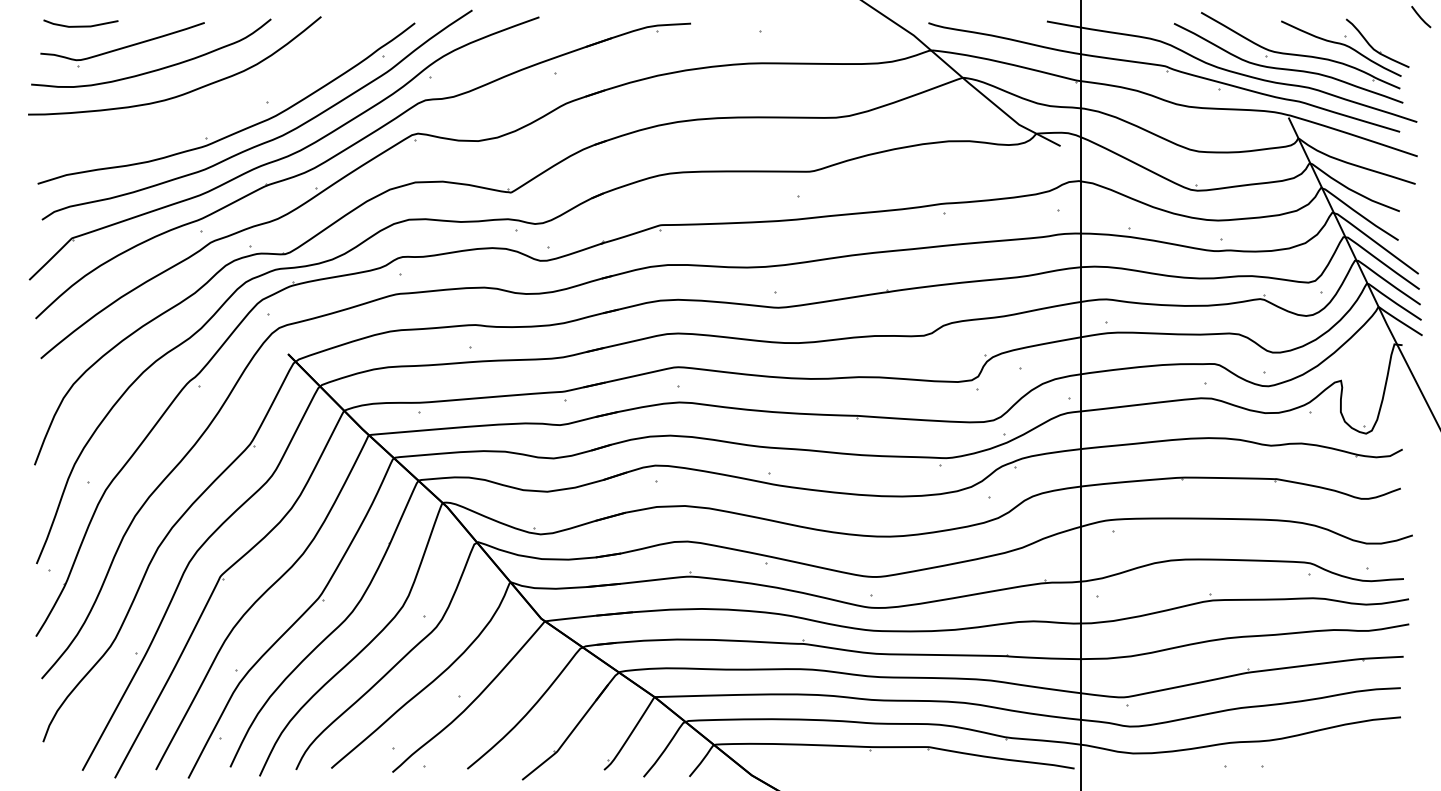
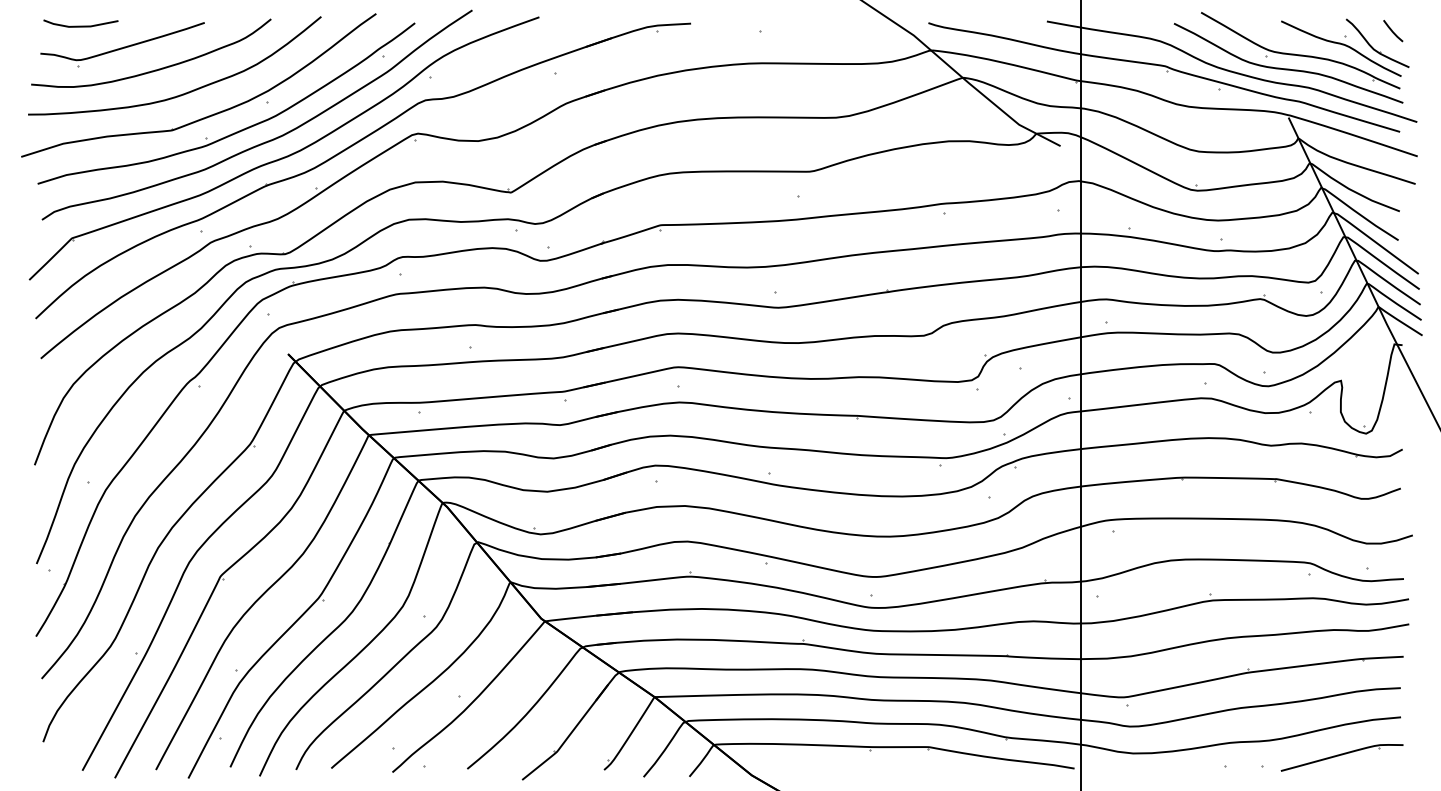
line position: (1421, 17) -> (1393, 31) (1393, 31)
part: none -> present (208, 115)
part: none -> present (1341, 757)
